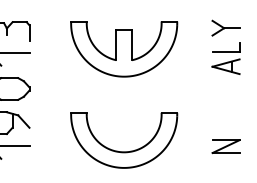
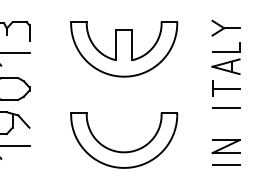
part: none -> present (226, 88)
line: none -> present (225, 107)
line: none -> present (225, 164)
